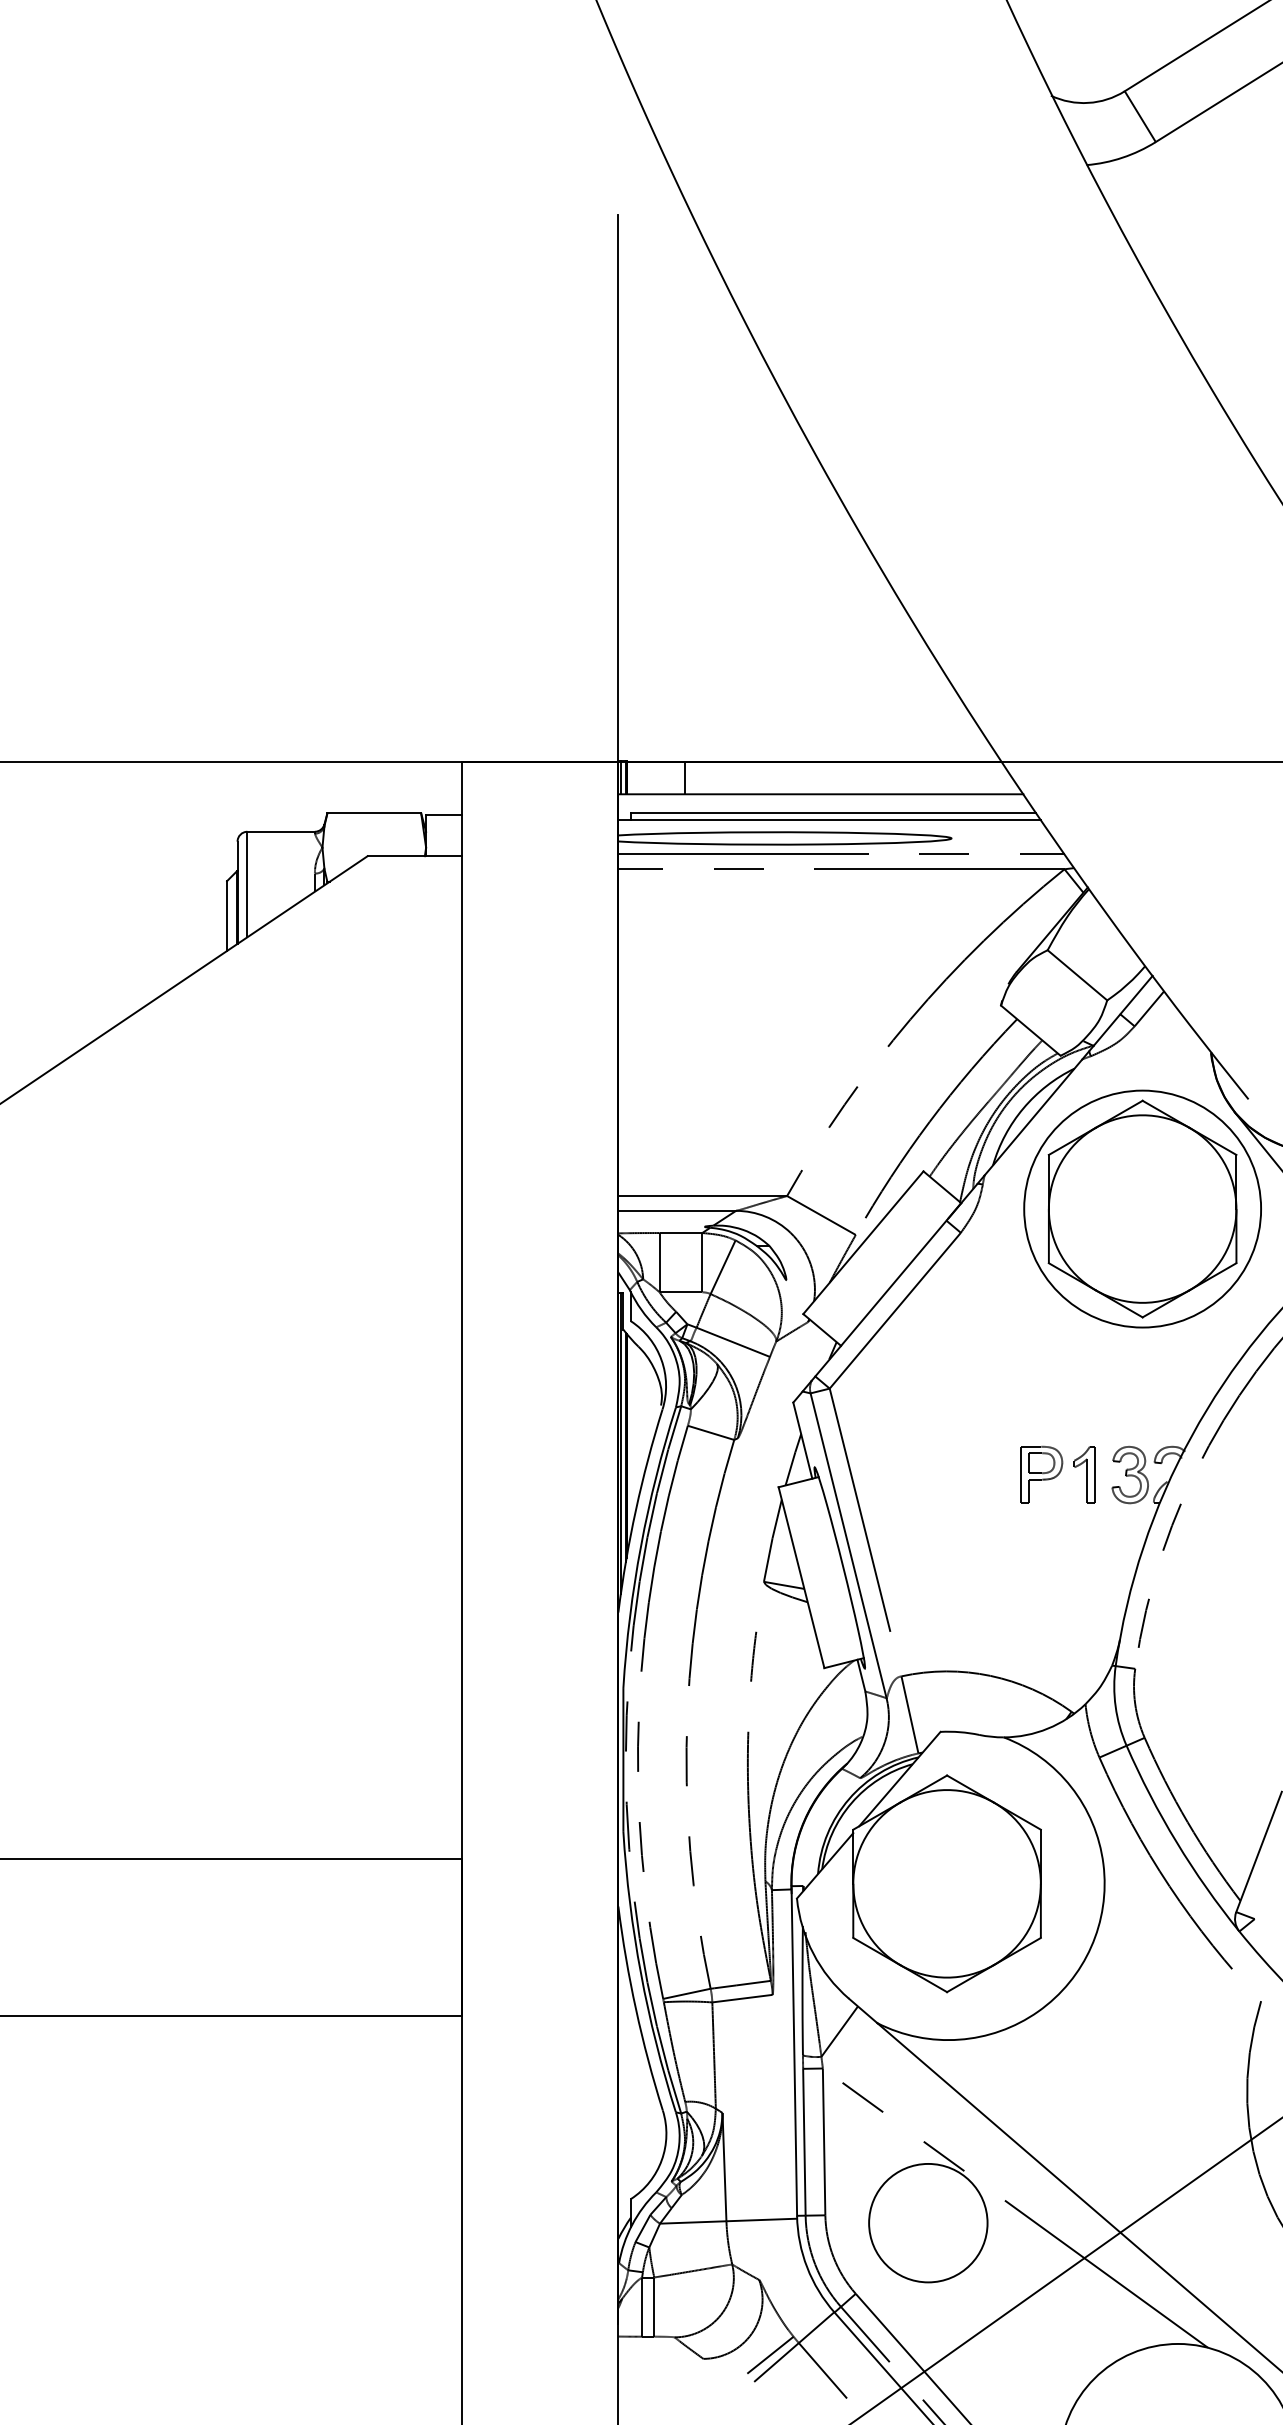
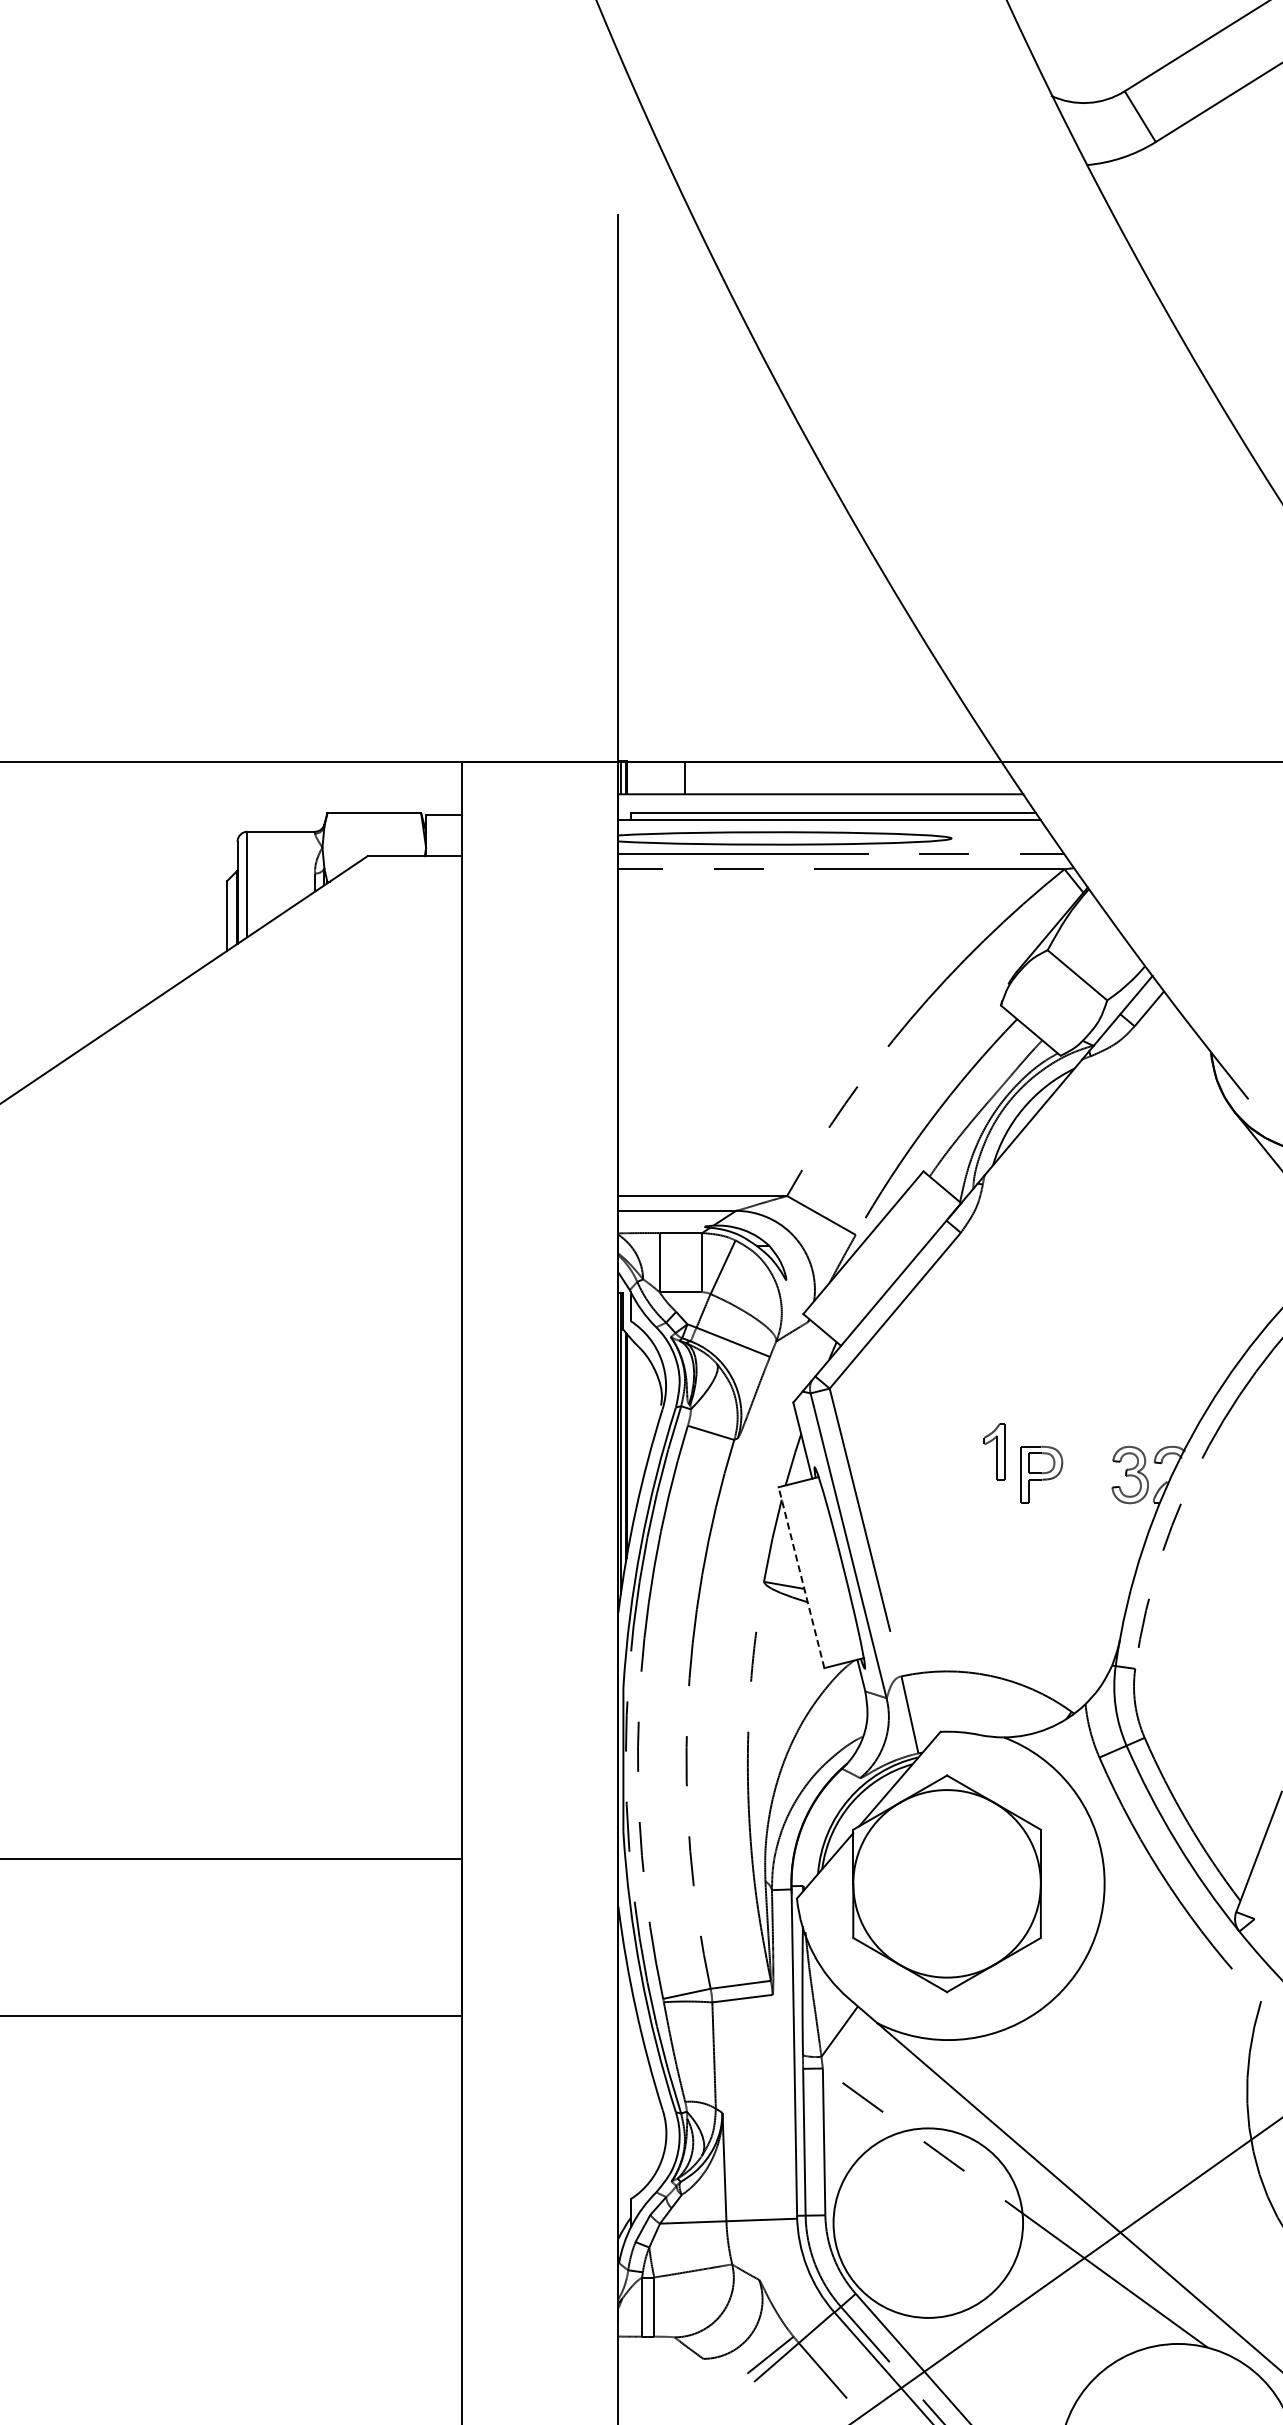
part: present -> none (1142, 1208)
part position: (1084, 1474) -> (994, 1451) (994, 1451)
line: solid -> dashed (801, 1577)
circle diameter: 118 px -> 190 px (928, 2222)
